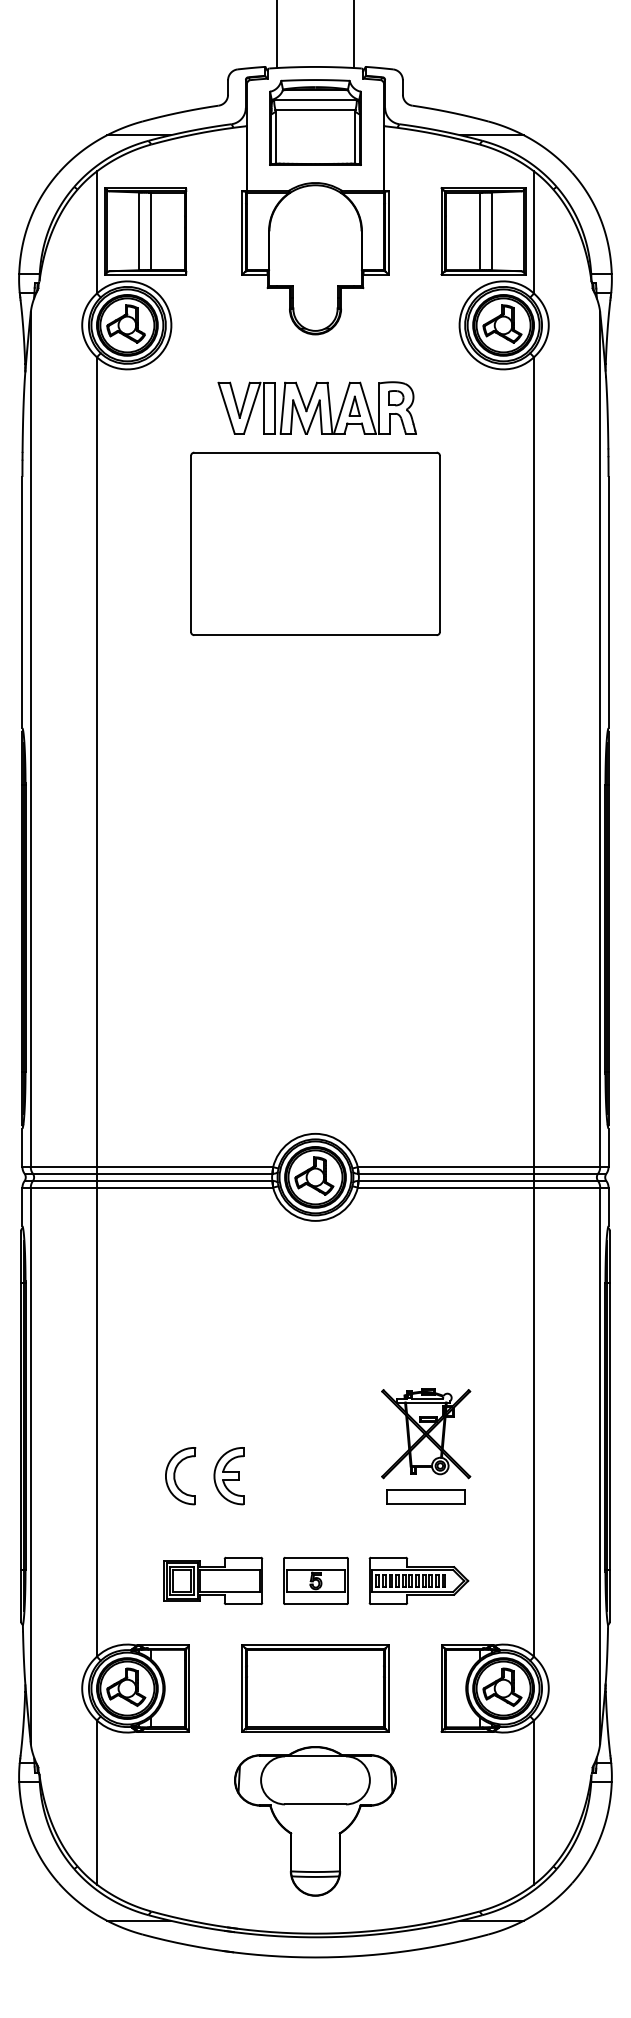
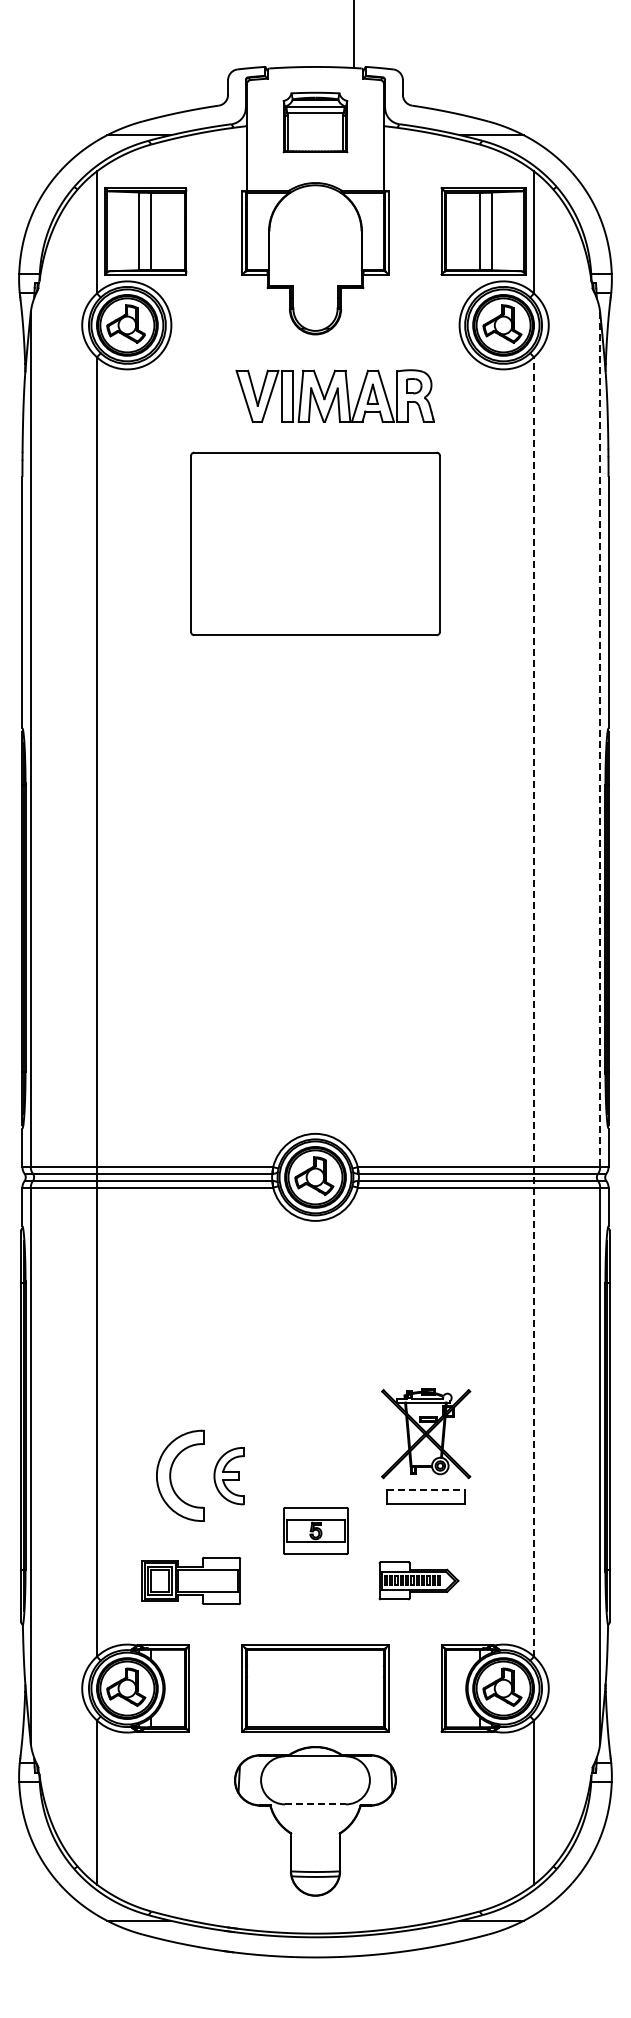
line: present -> none (277, 35)
part size: 93x87 px -> 67x63 px (315, 122)
part position: (316, 407) -> (334, 395) (334, 395)
line: solid -> dashed (600, 740)
line: solid -> dashed (534, 1006)
part size: 32x59 px -> 49x93 px (180, 1475)
line: solid -> dashed (426, 1489)
part position: (213, 1580) -> (191, 1580) (191, 1580)
part position: (315, 1580) -> (315, 1530) (315, 1530)
part size: 102x49 px -> 82x40 px (418, 1580)
line: solid -> dashed (316, 1804)
